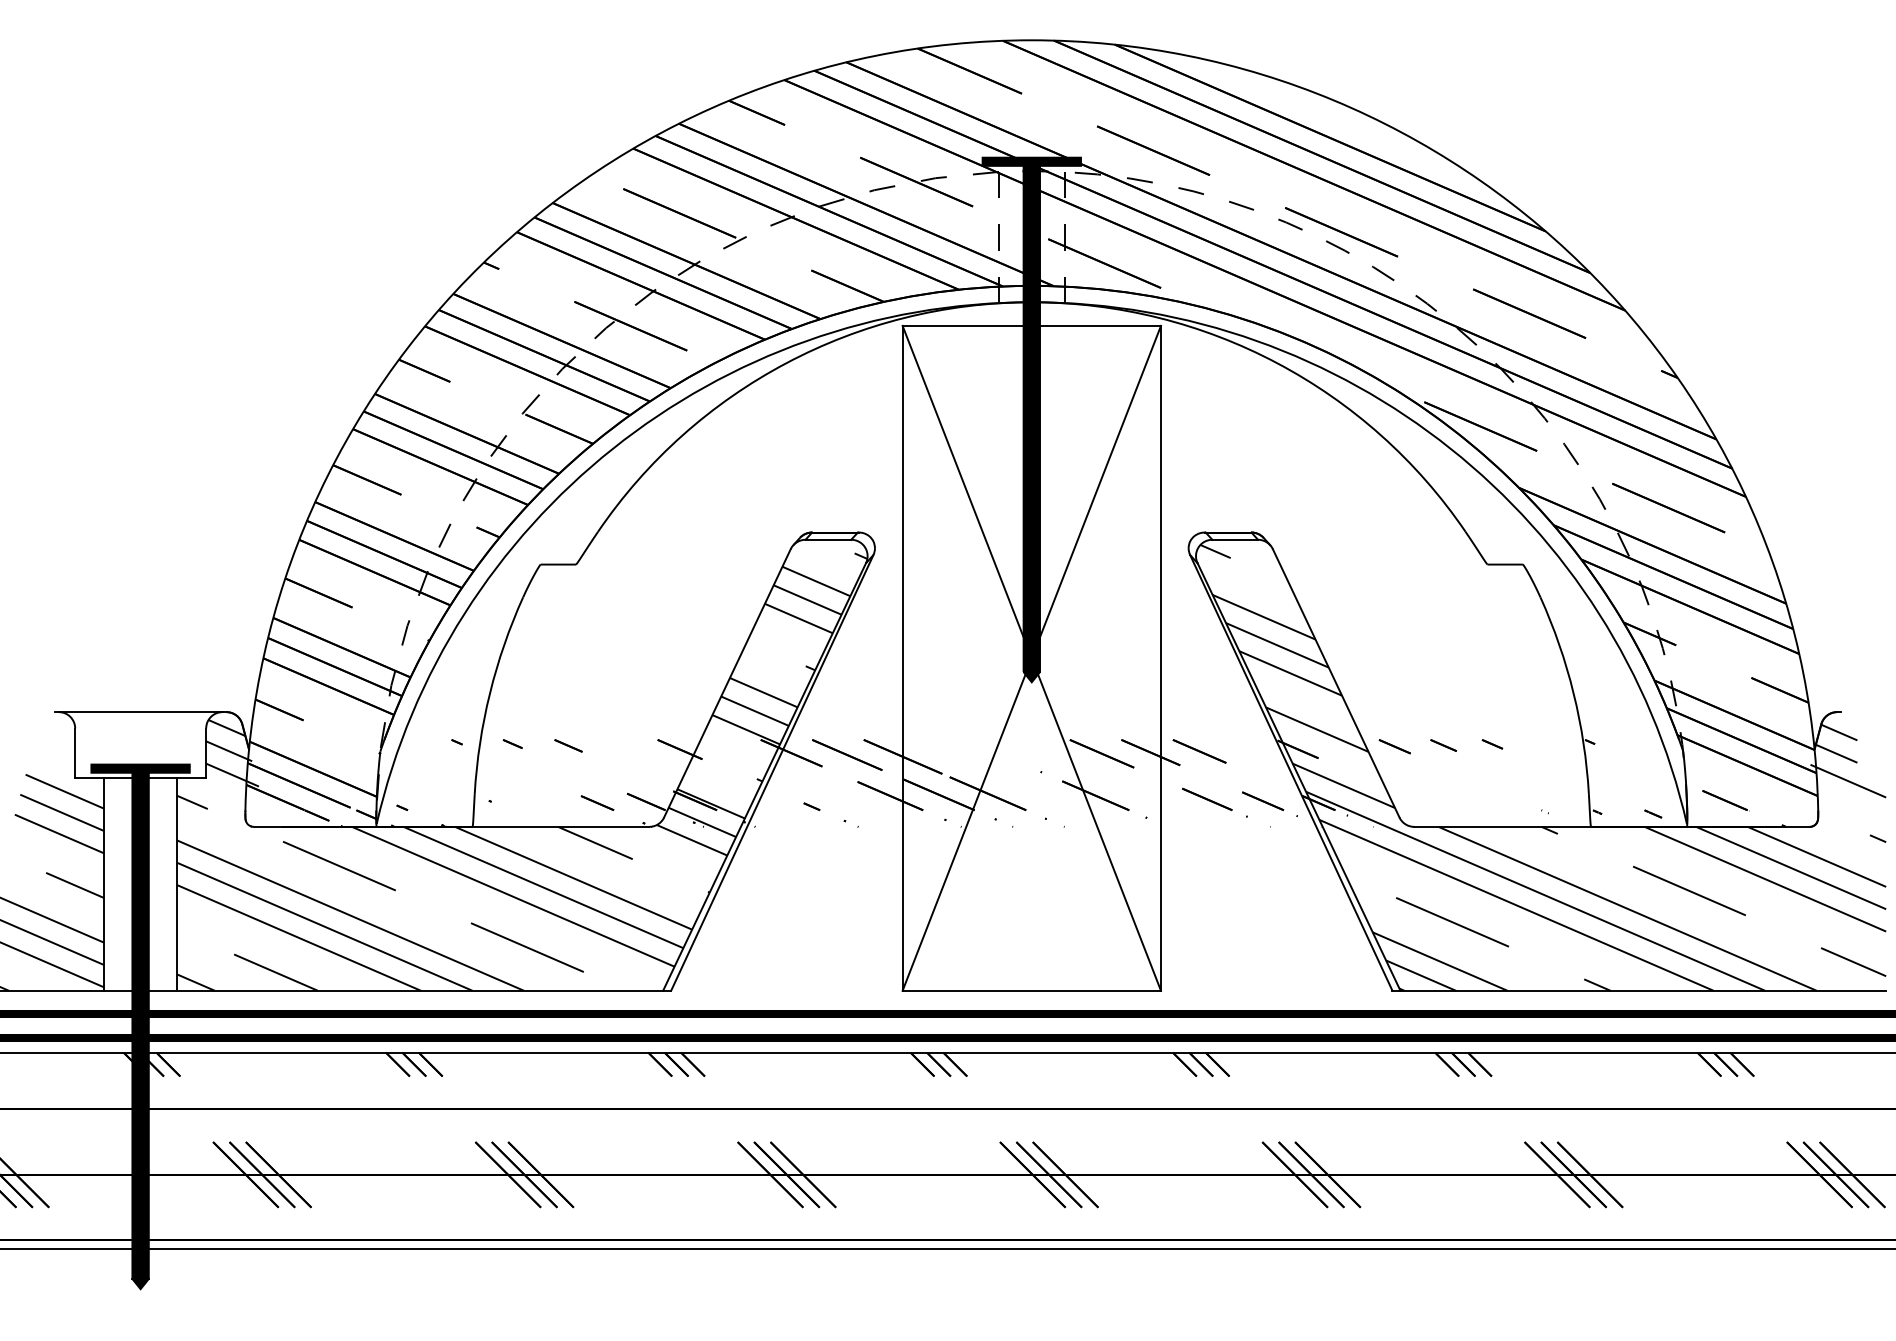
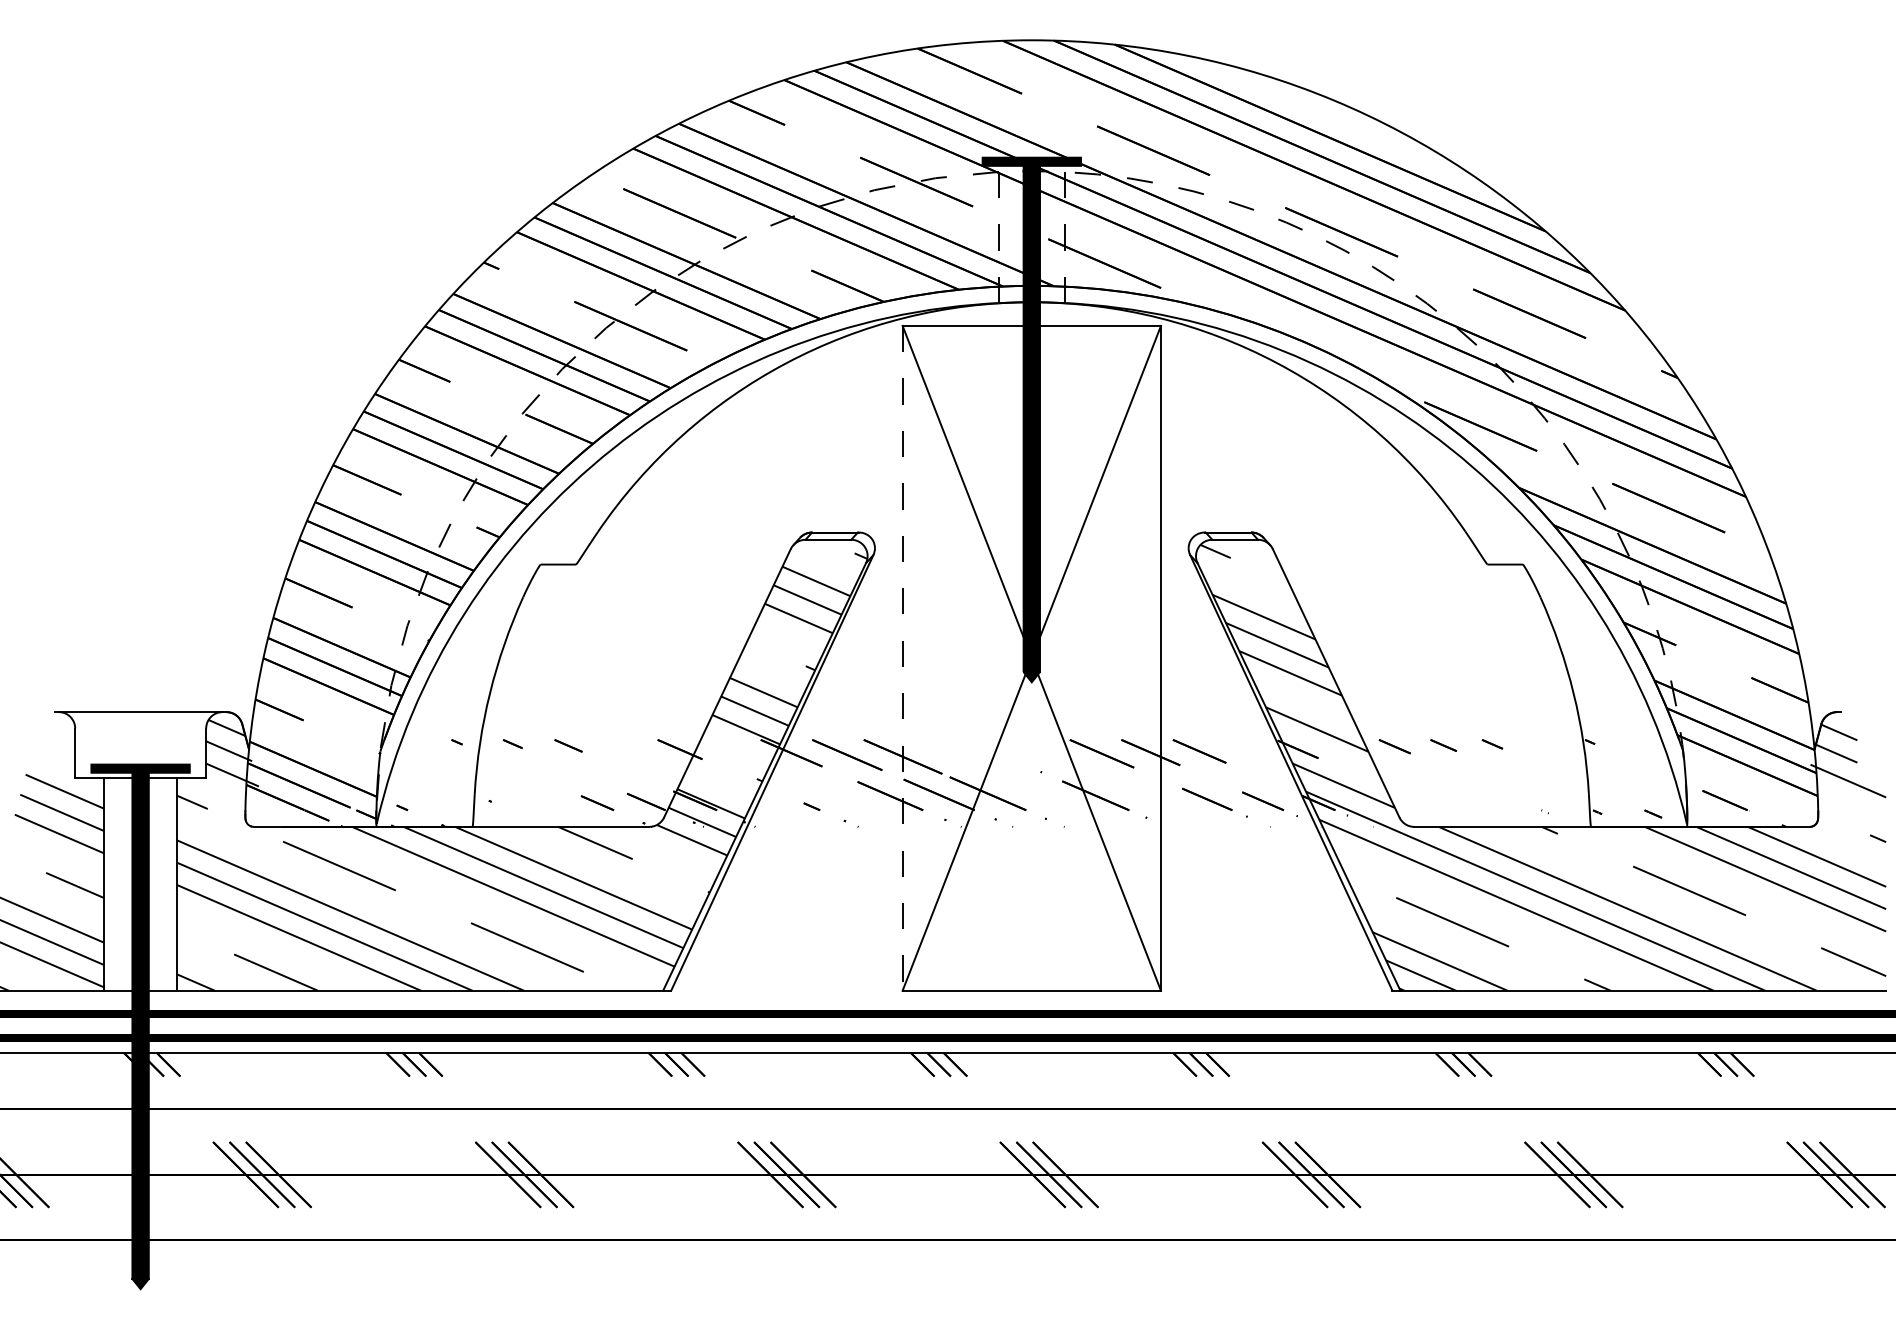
line: solid -> dashed (902, 658)
line: present -> none (947, 1249)
